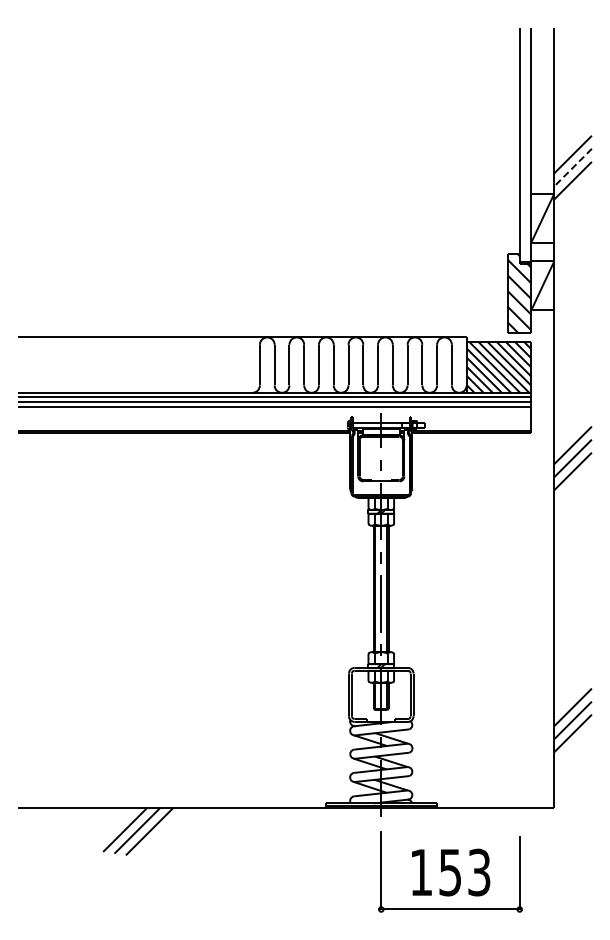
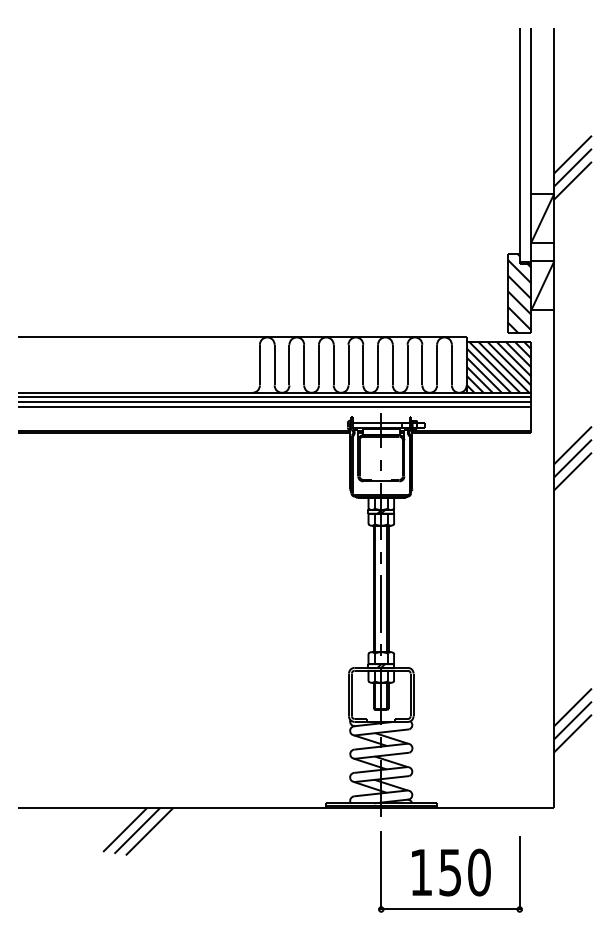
line: dashed -> solid (573, 167)
text: 153 -> 150 (479, 872)
